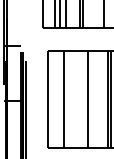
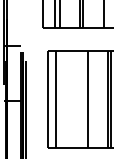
line: present -> none (66, 15)
line position: (64, 99) -> (56, 99) (56, 99)
